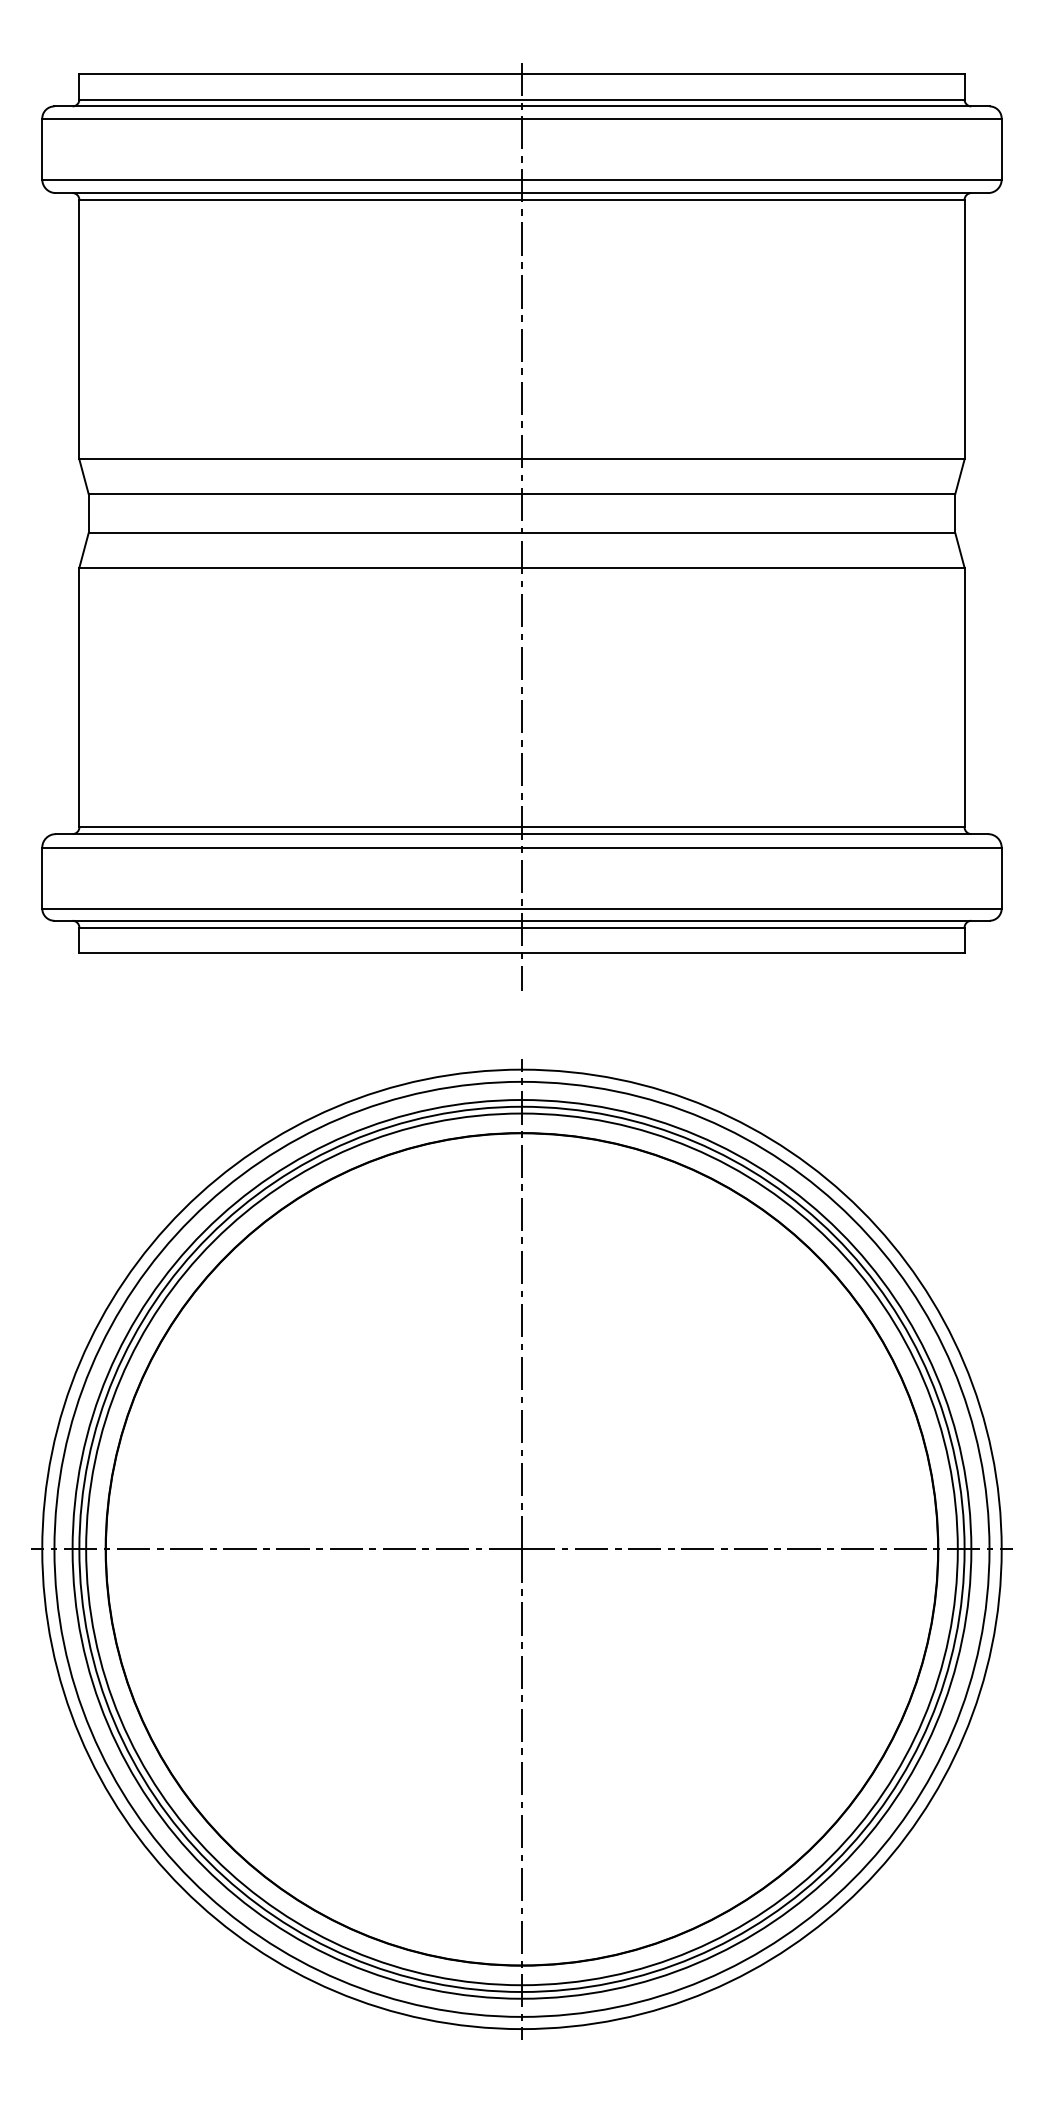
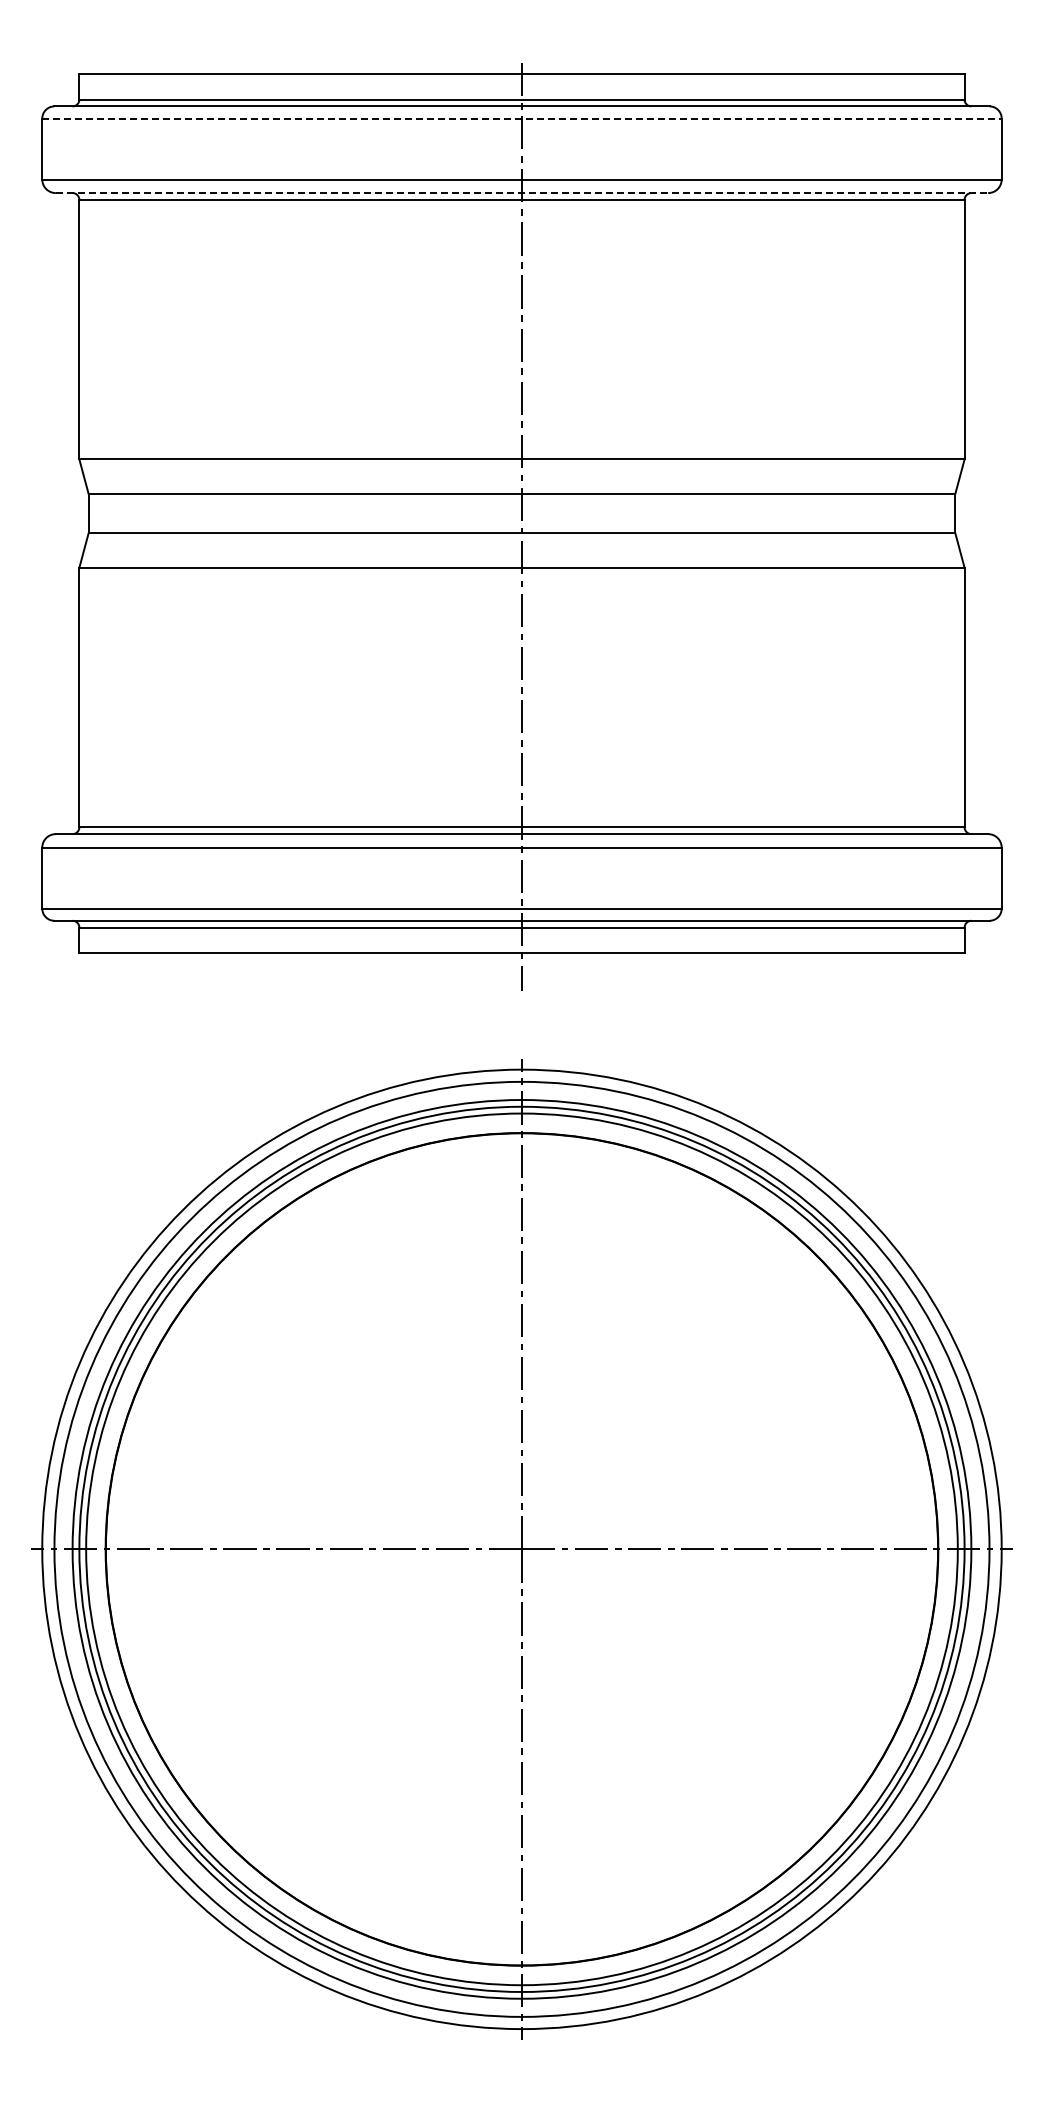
line: solid -> dashed (521, 118)
line: solid -> dashed (522, 193)
